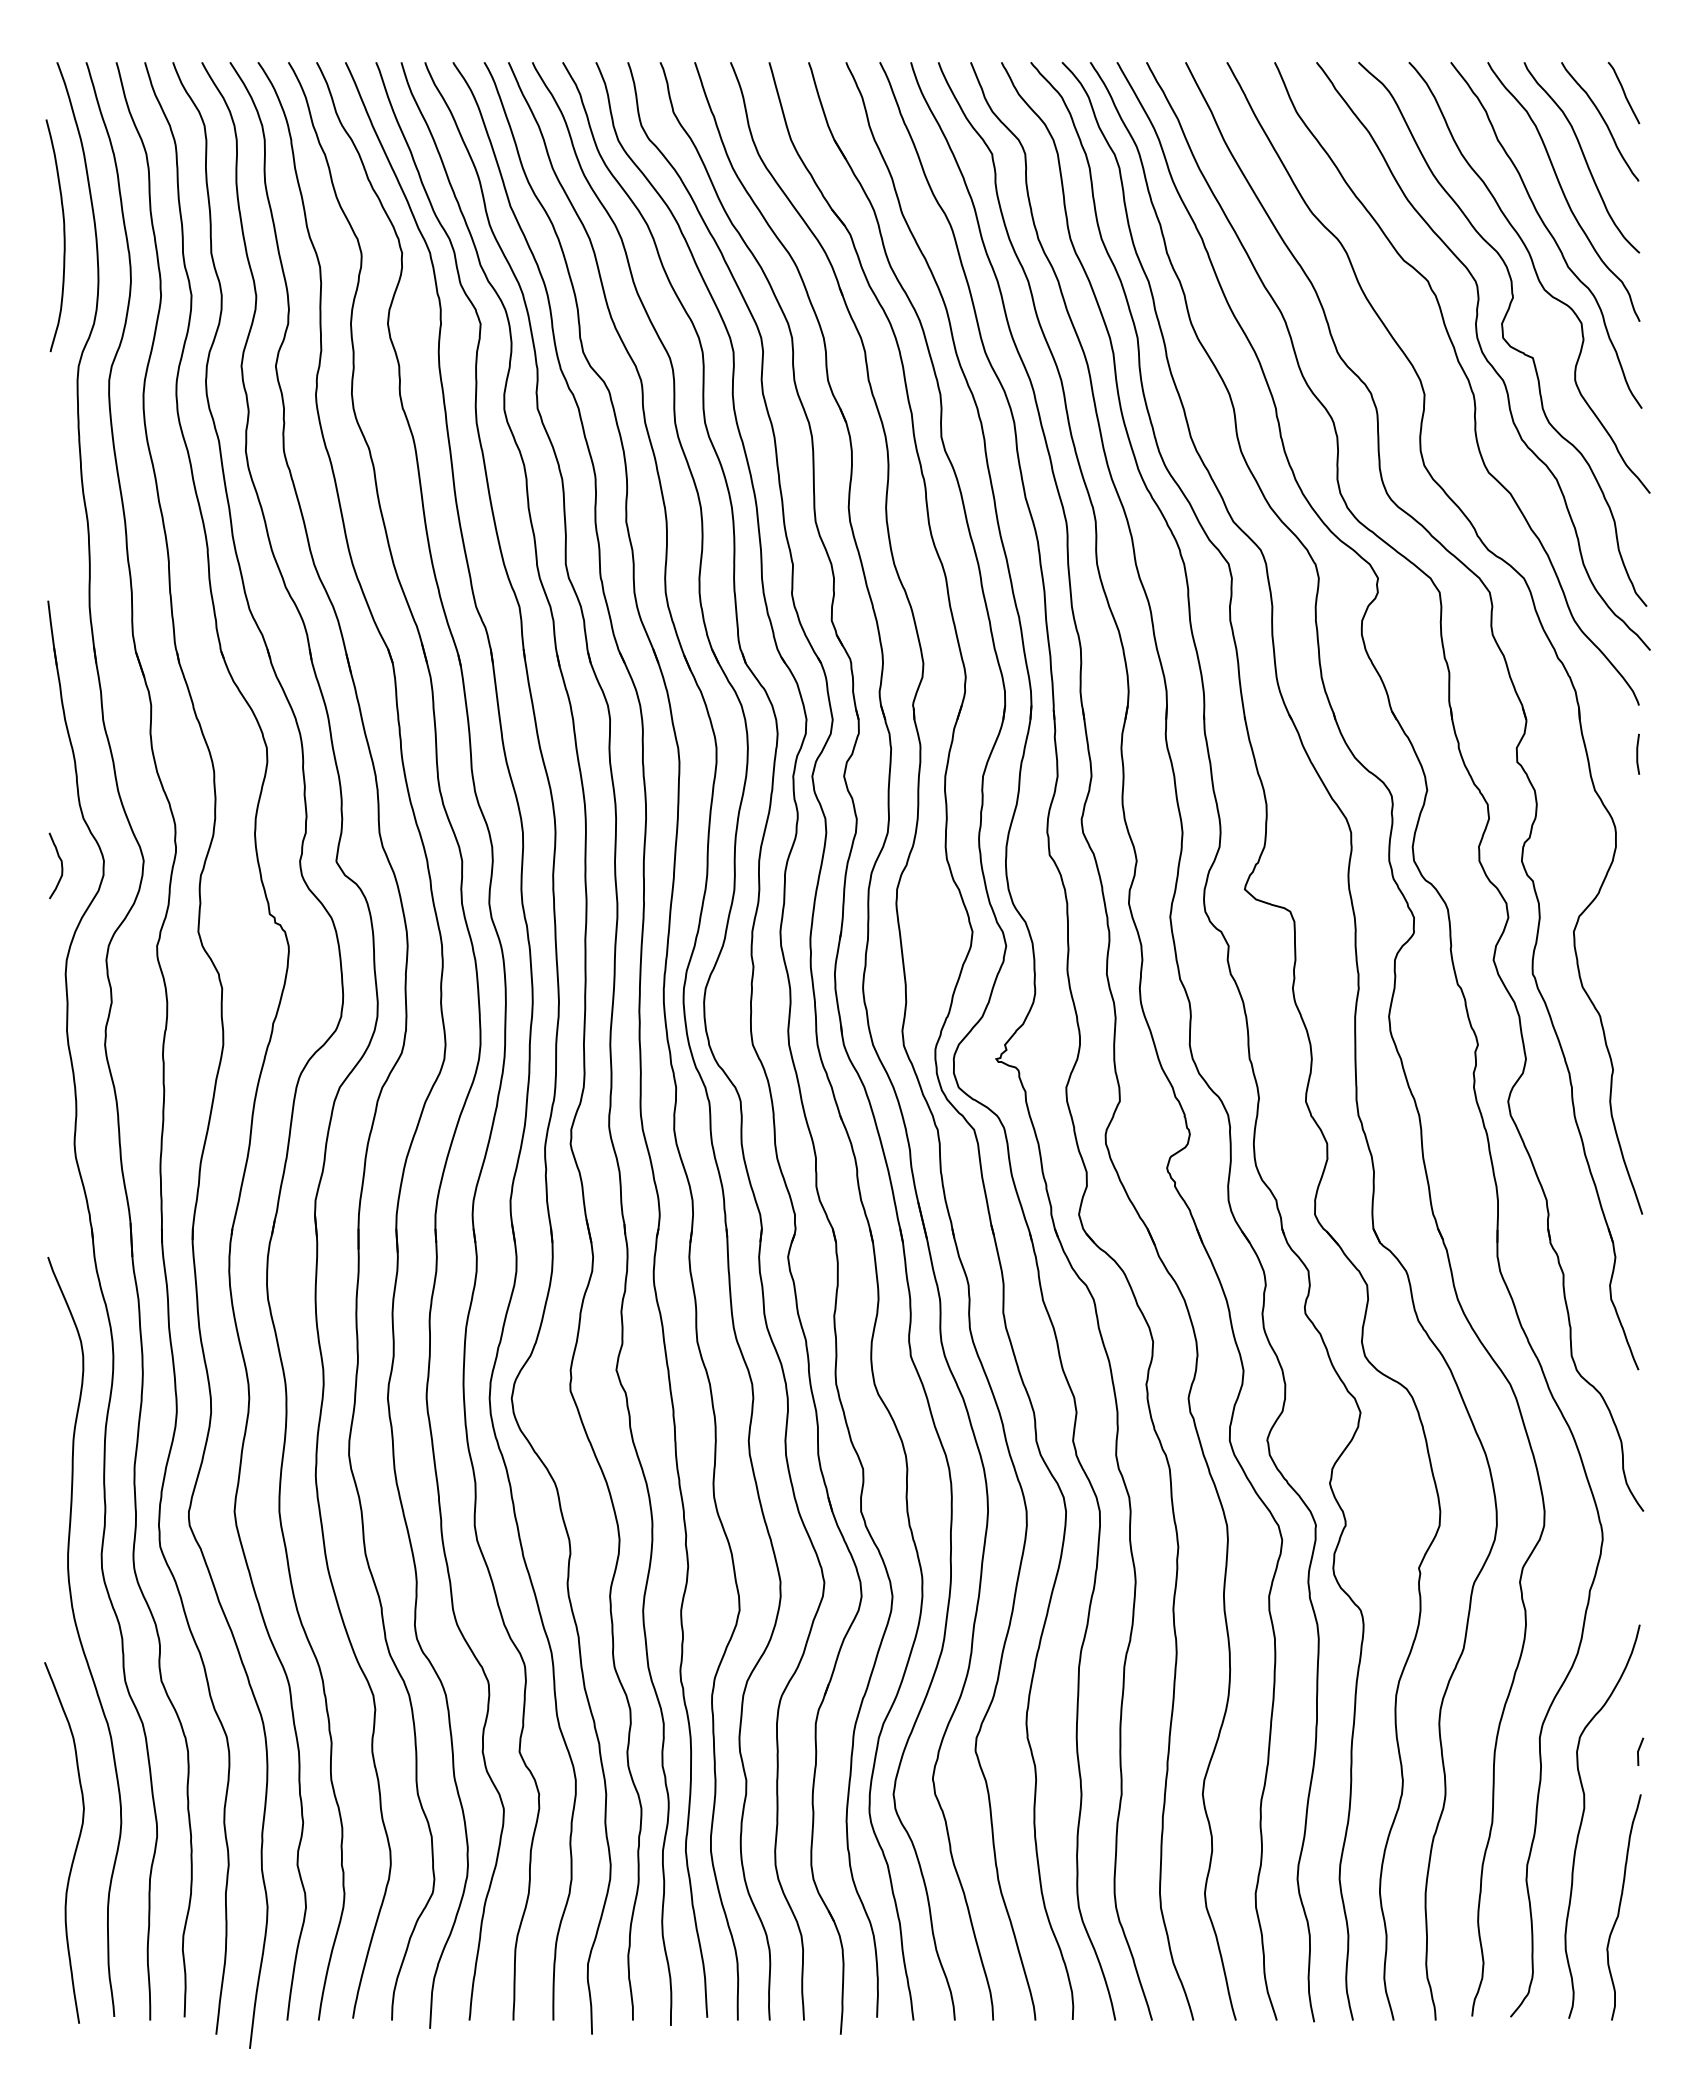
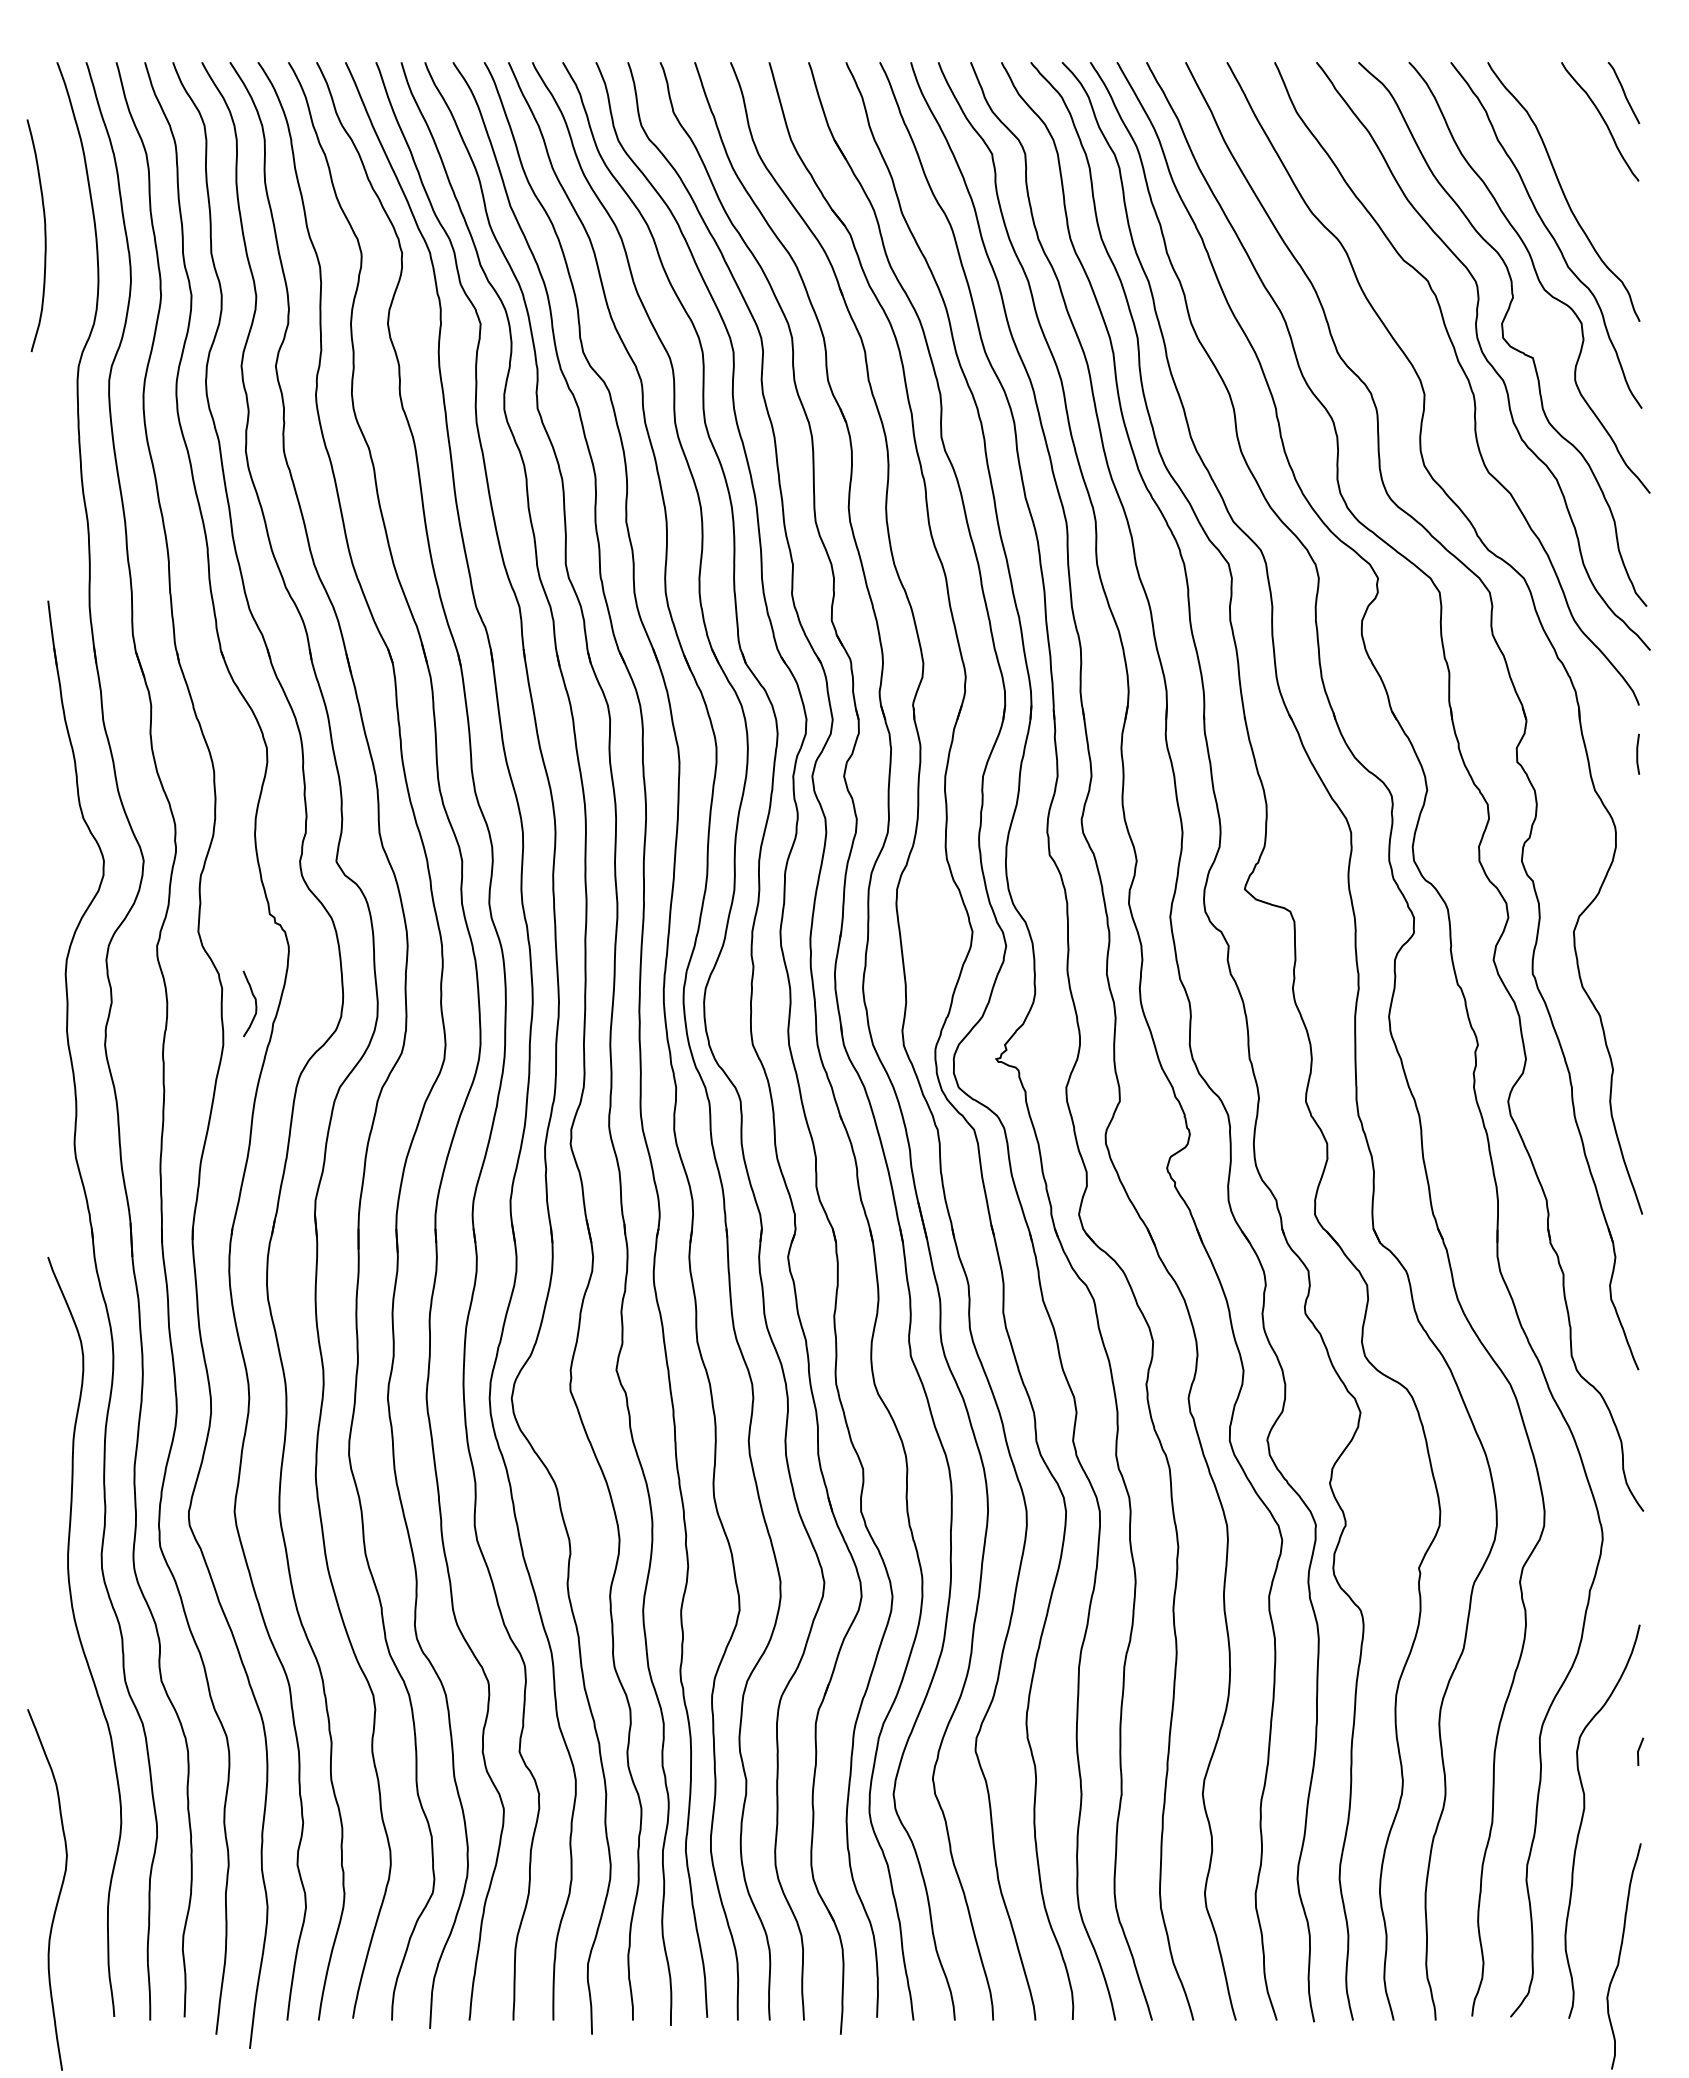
curve: present -> none (1583, 157)
curve position: (63, 235) -> (44, 235) (44, 235)
curve position: (60, 862) -> (254, 1000) (254, 1000)
curve position: (76, 1843) -> (59, 1890) (59, 1890)
curve position: (1620, 1907) -> (1620, 1956) (1620, 1956)
